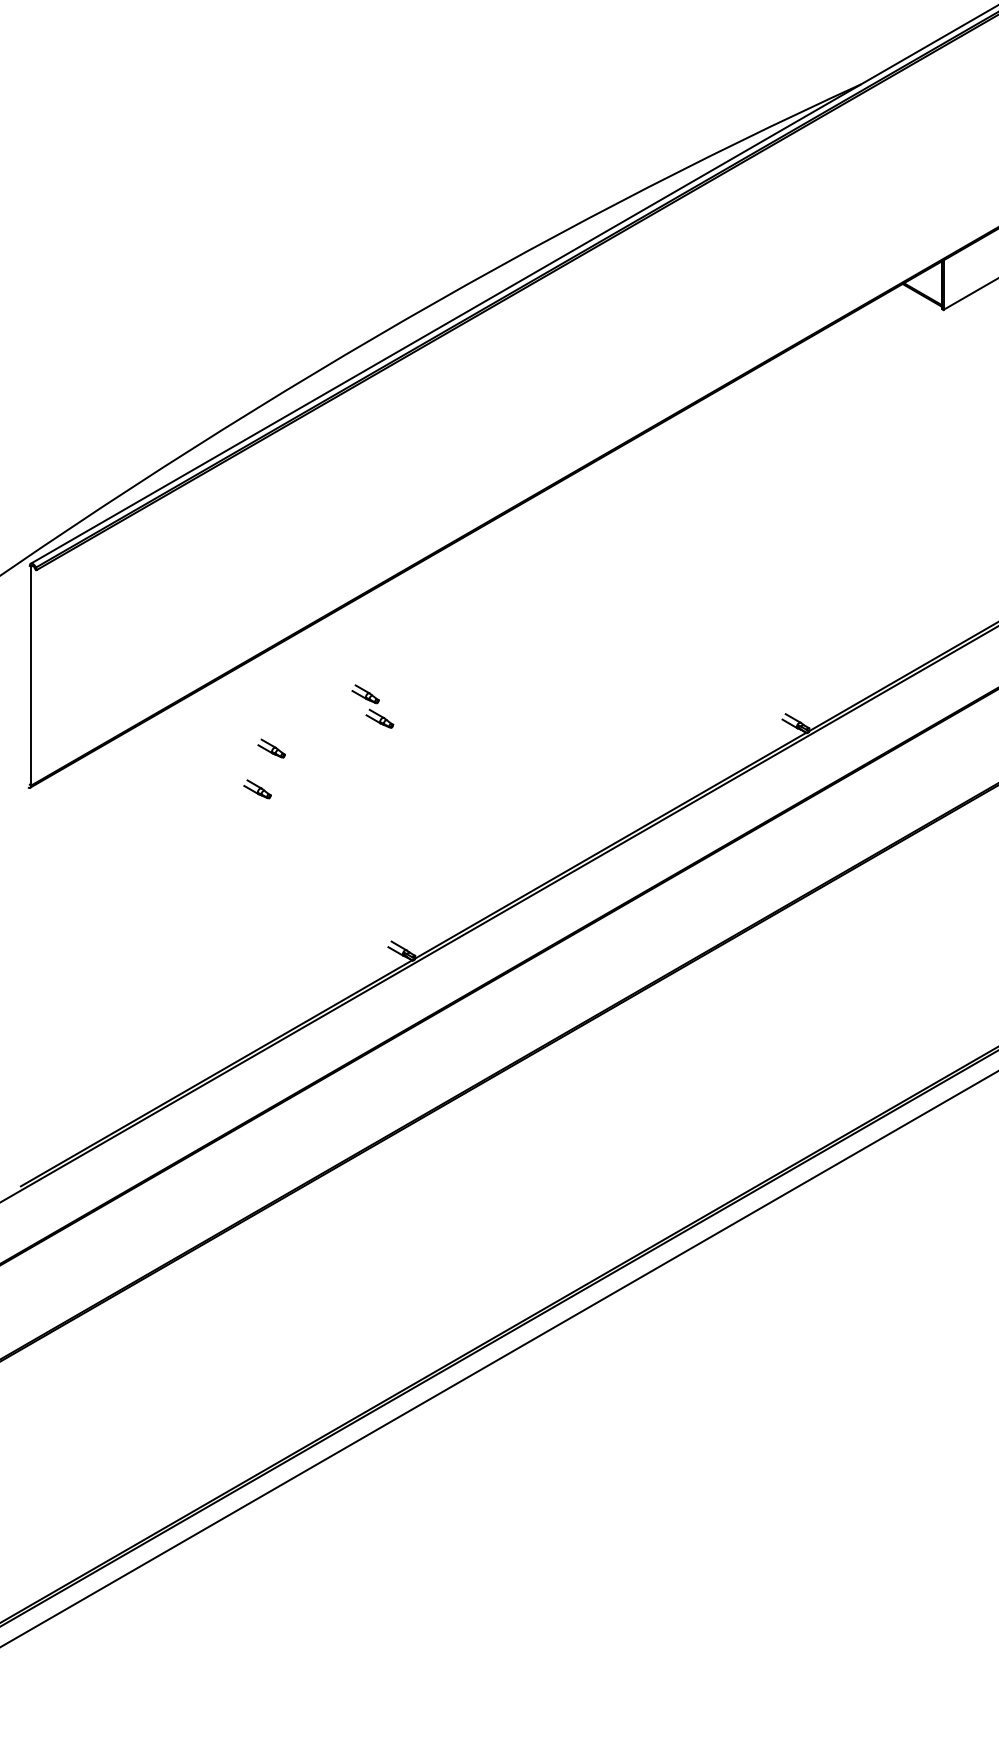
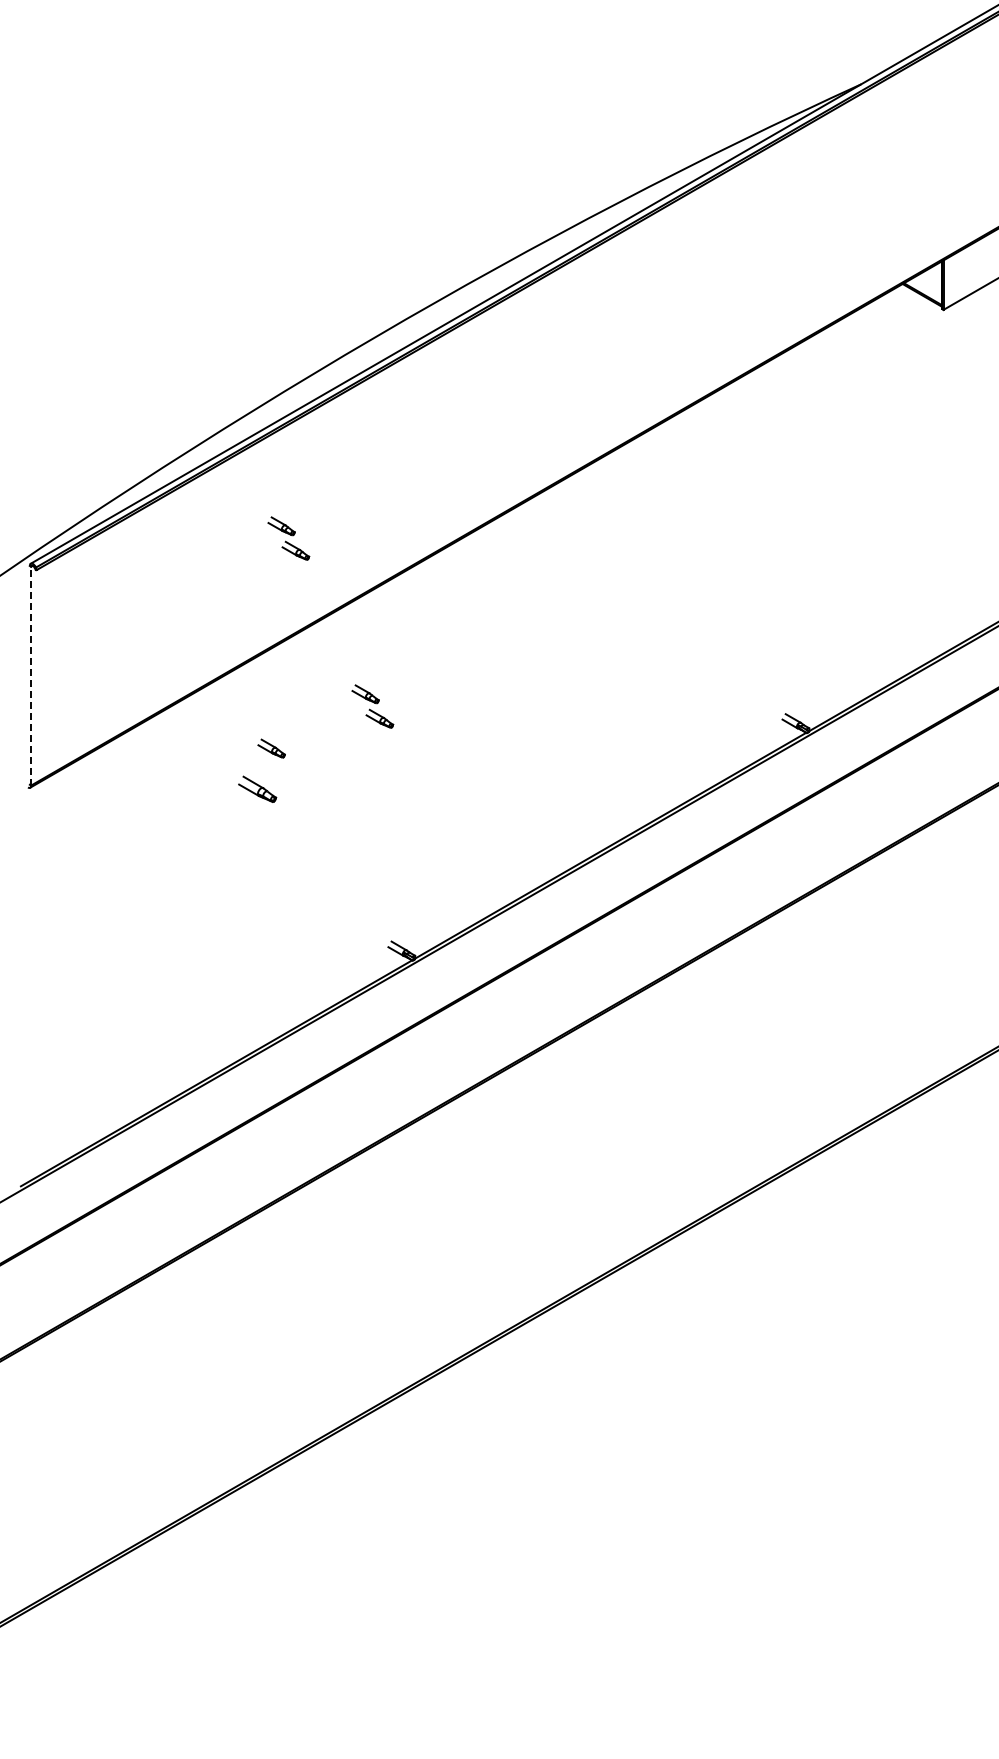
part: none -> present (288, 538)
line: solid -> dashed (31, 675)
part size: 29x21 px -> 40x28 px (257, 788)
line: present -> none (498, 1359)
